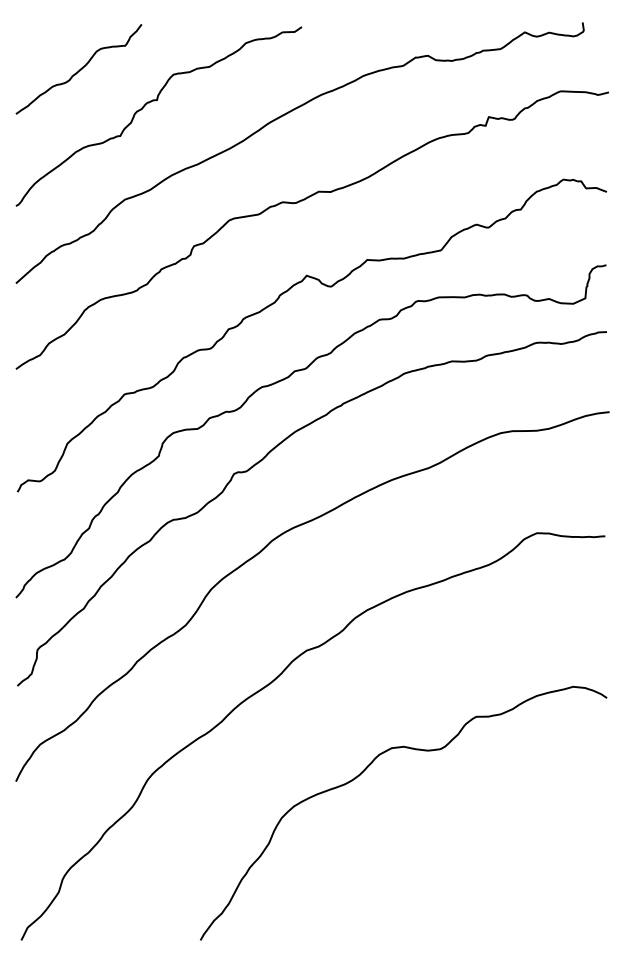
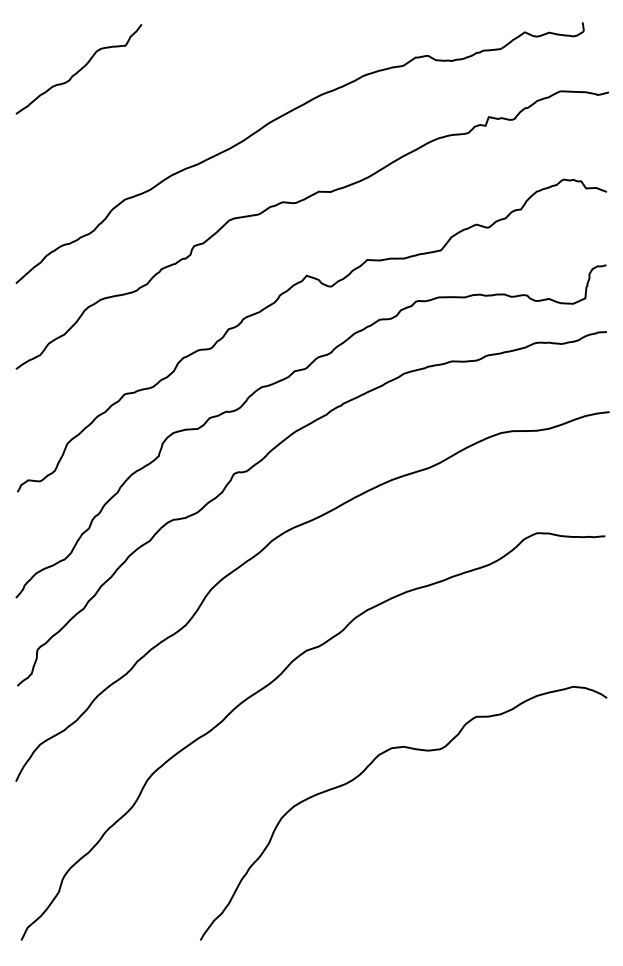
curve: present -> none (156, 101)
